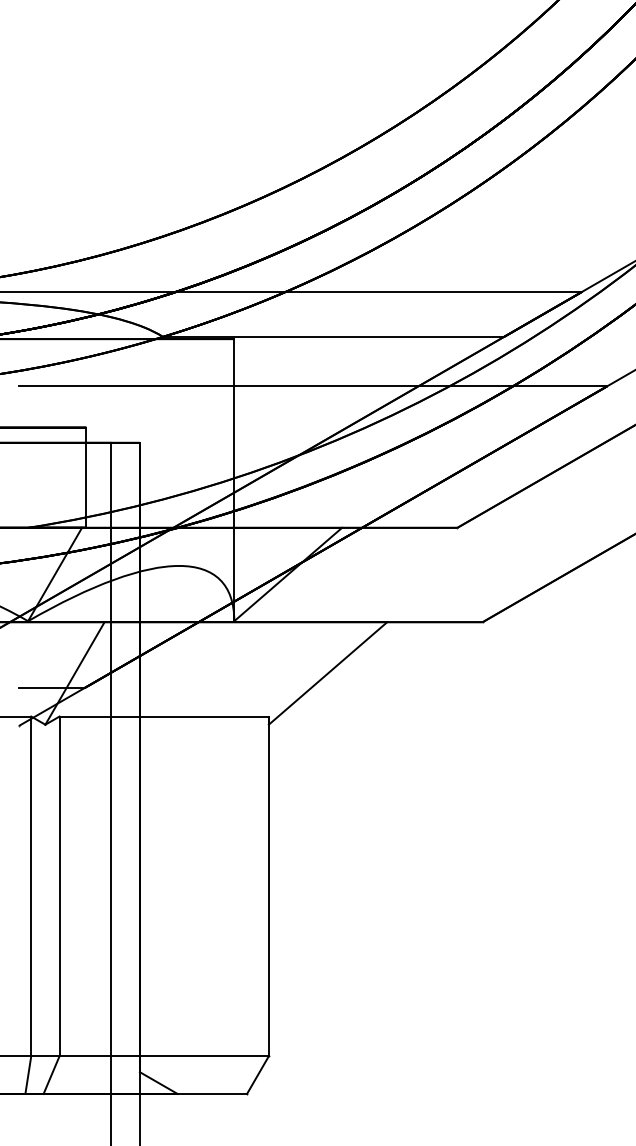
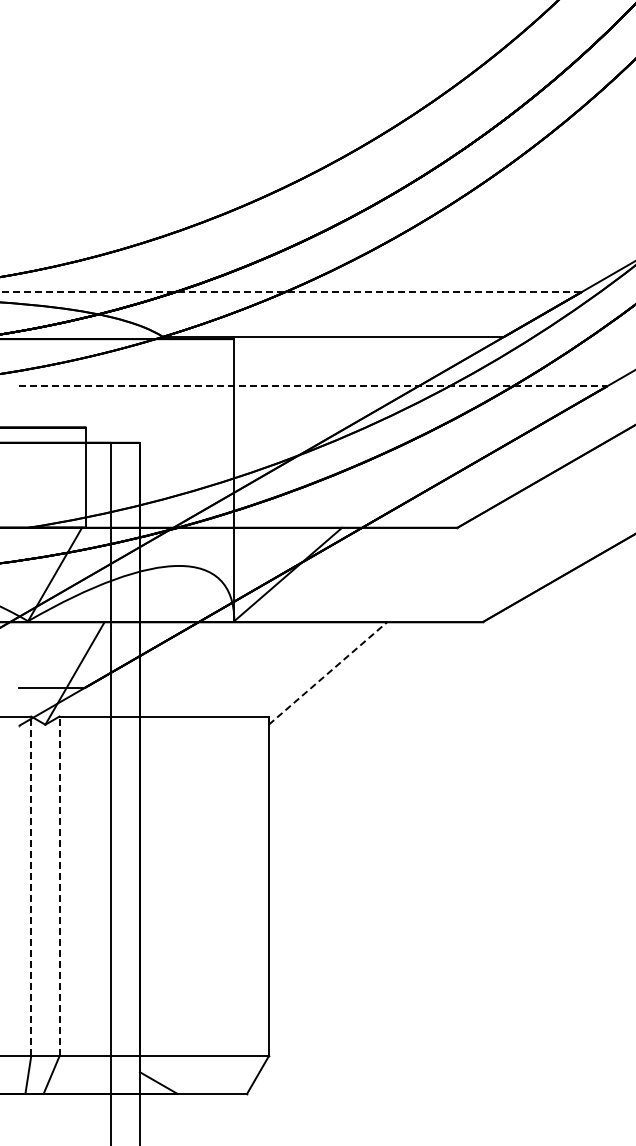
line: solid -> dashed (291, 291)
line: solid -> dashed (313, 386)
line: solid -> dashed (328, 673)
line: solid -> dashed (31, 886)
line: solid -> dashed (59, 886)
